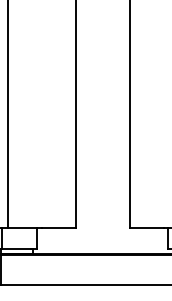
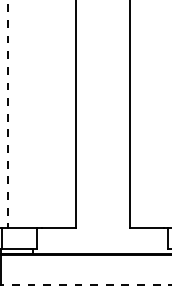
line: solid -> dashed (8, 114)
line: solid -> dashed (85, 285)
